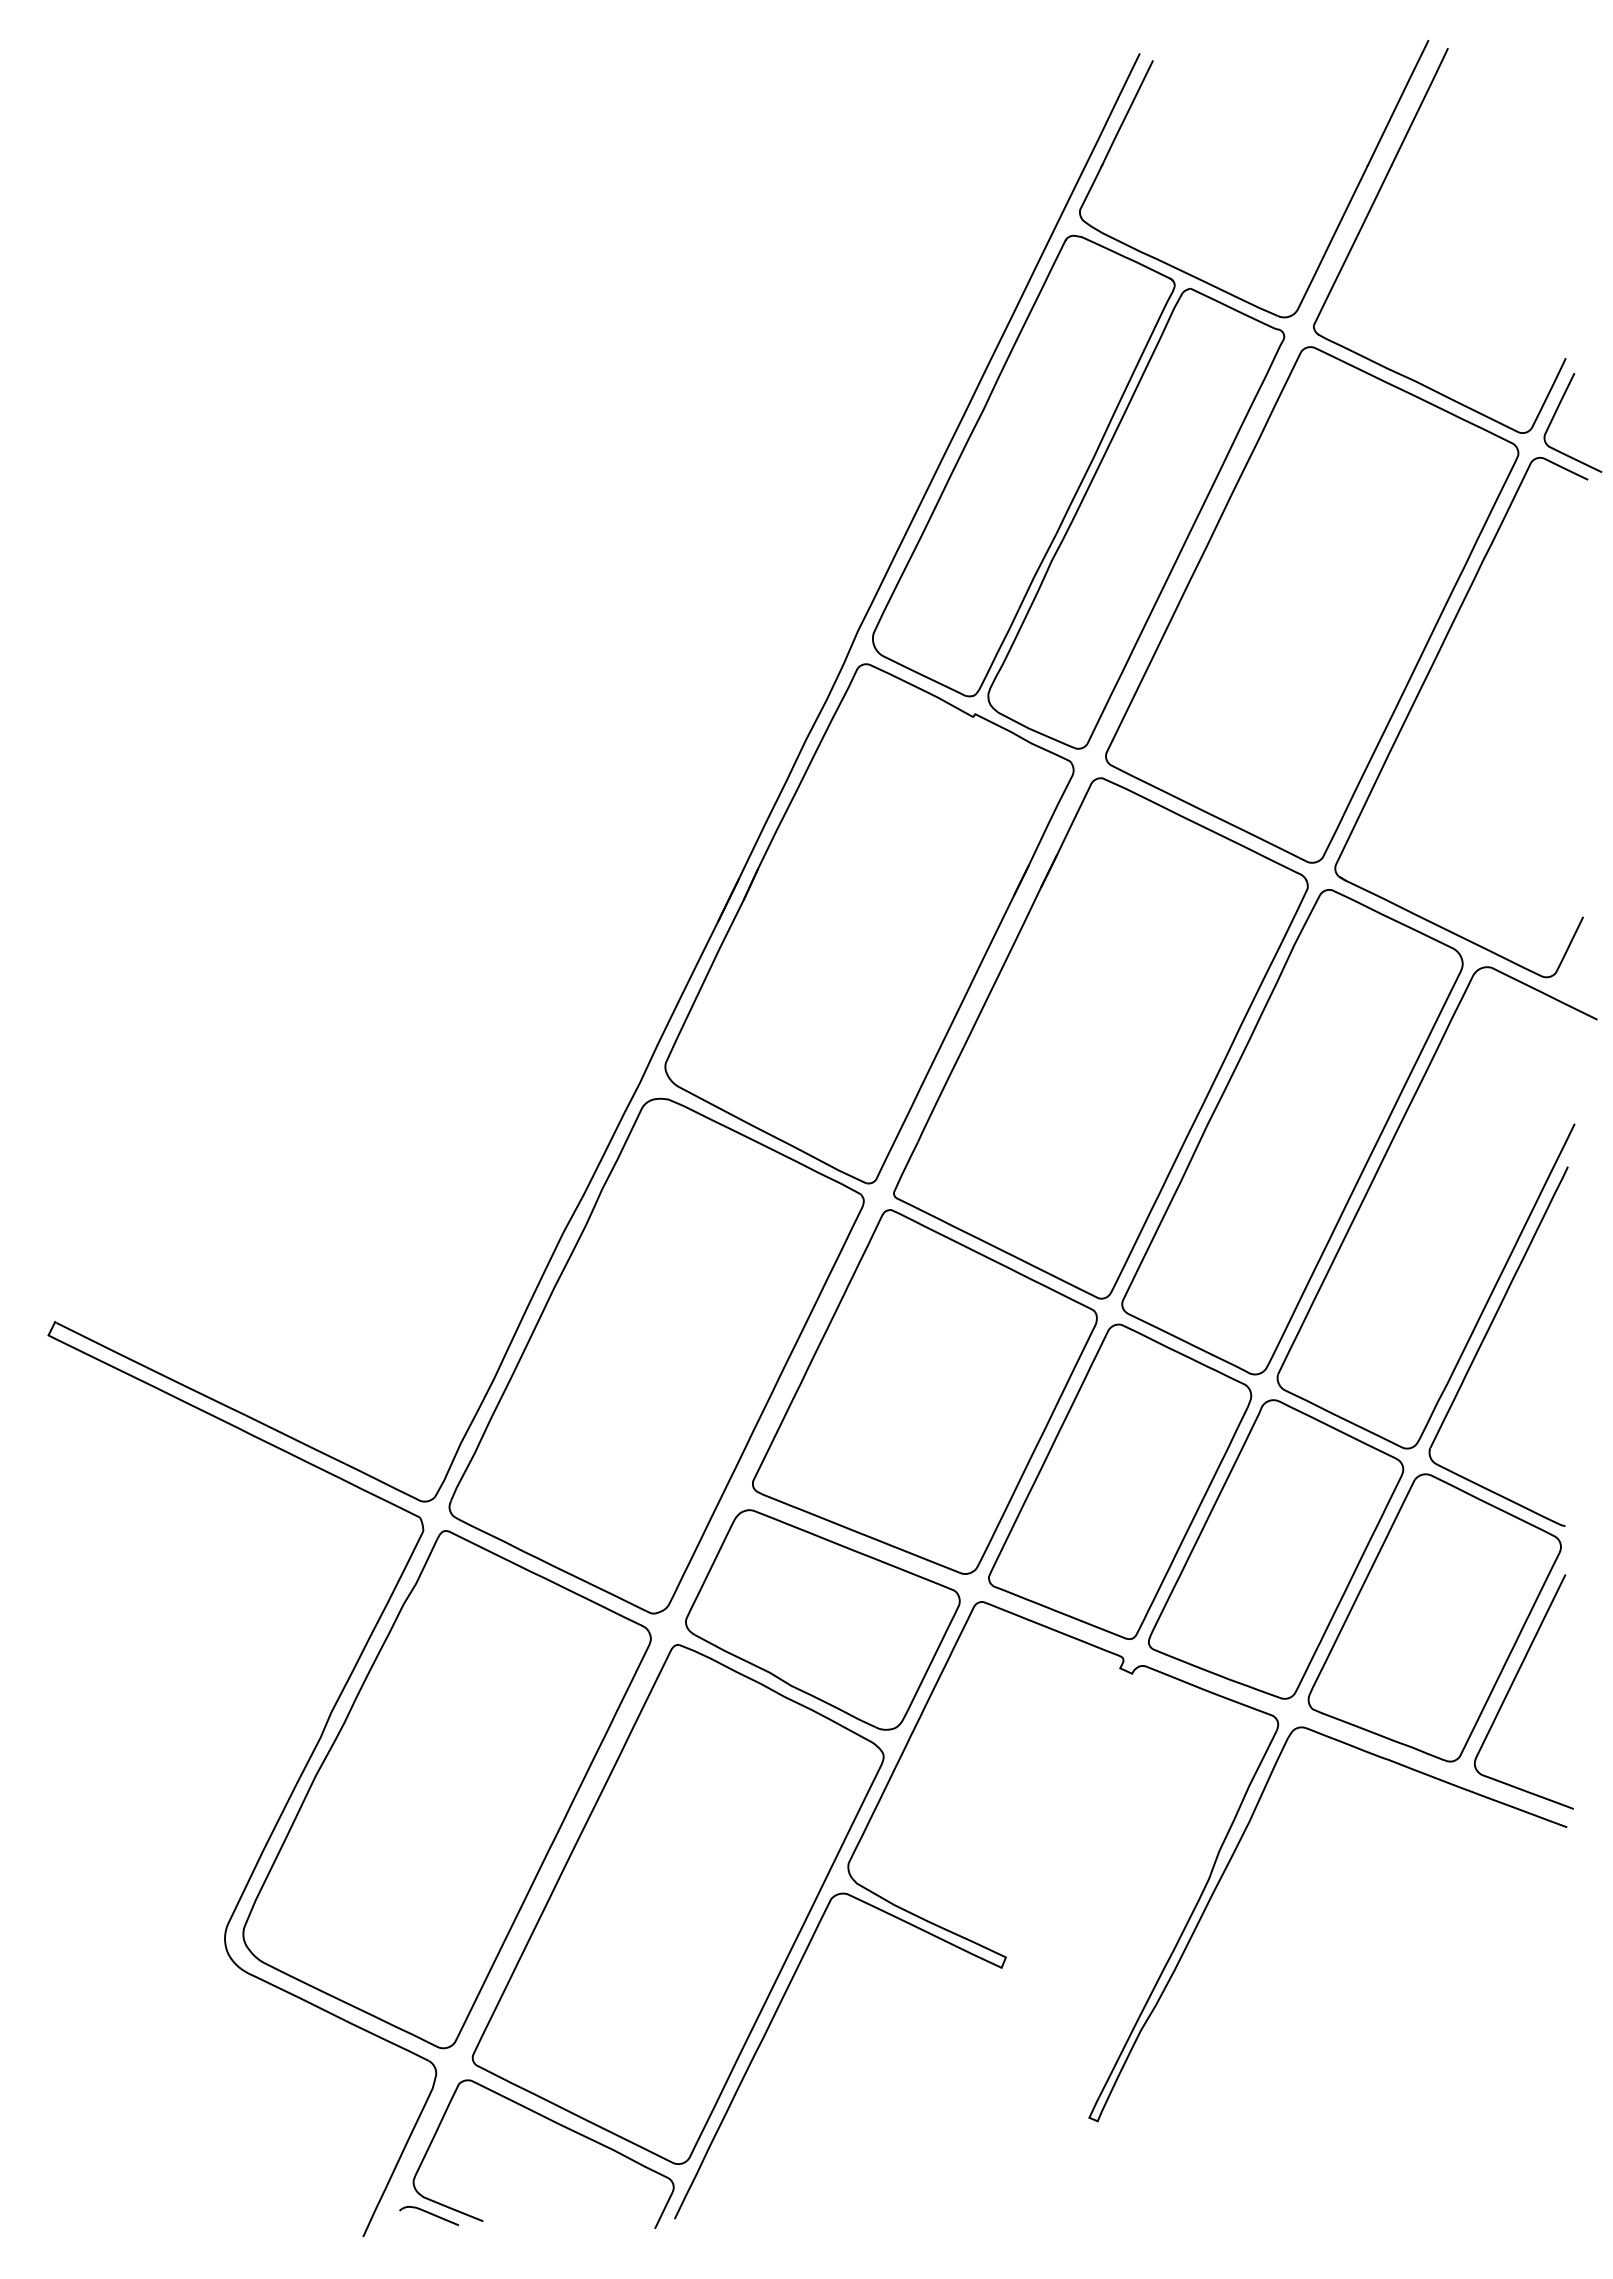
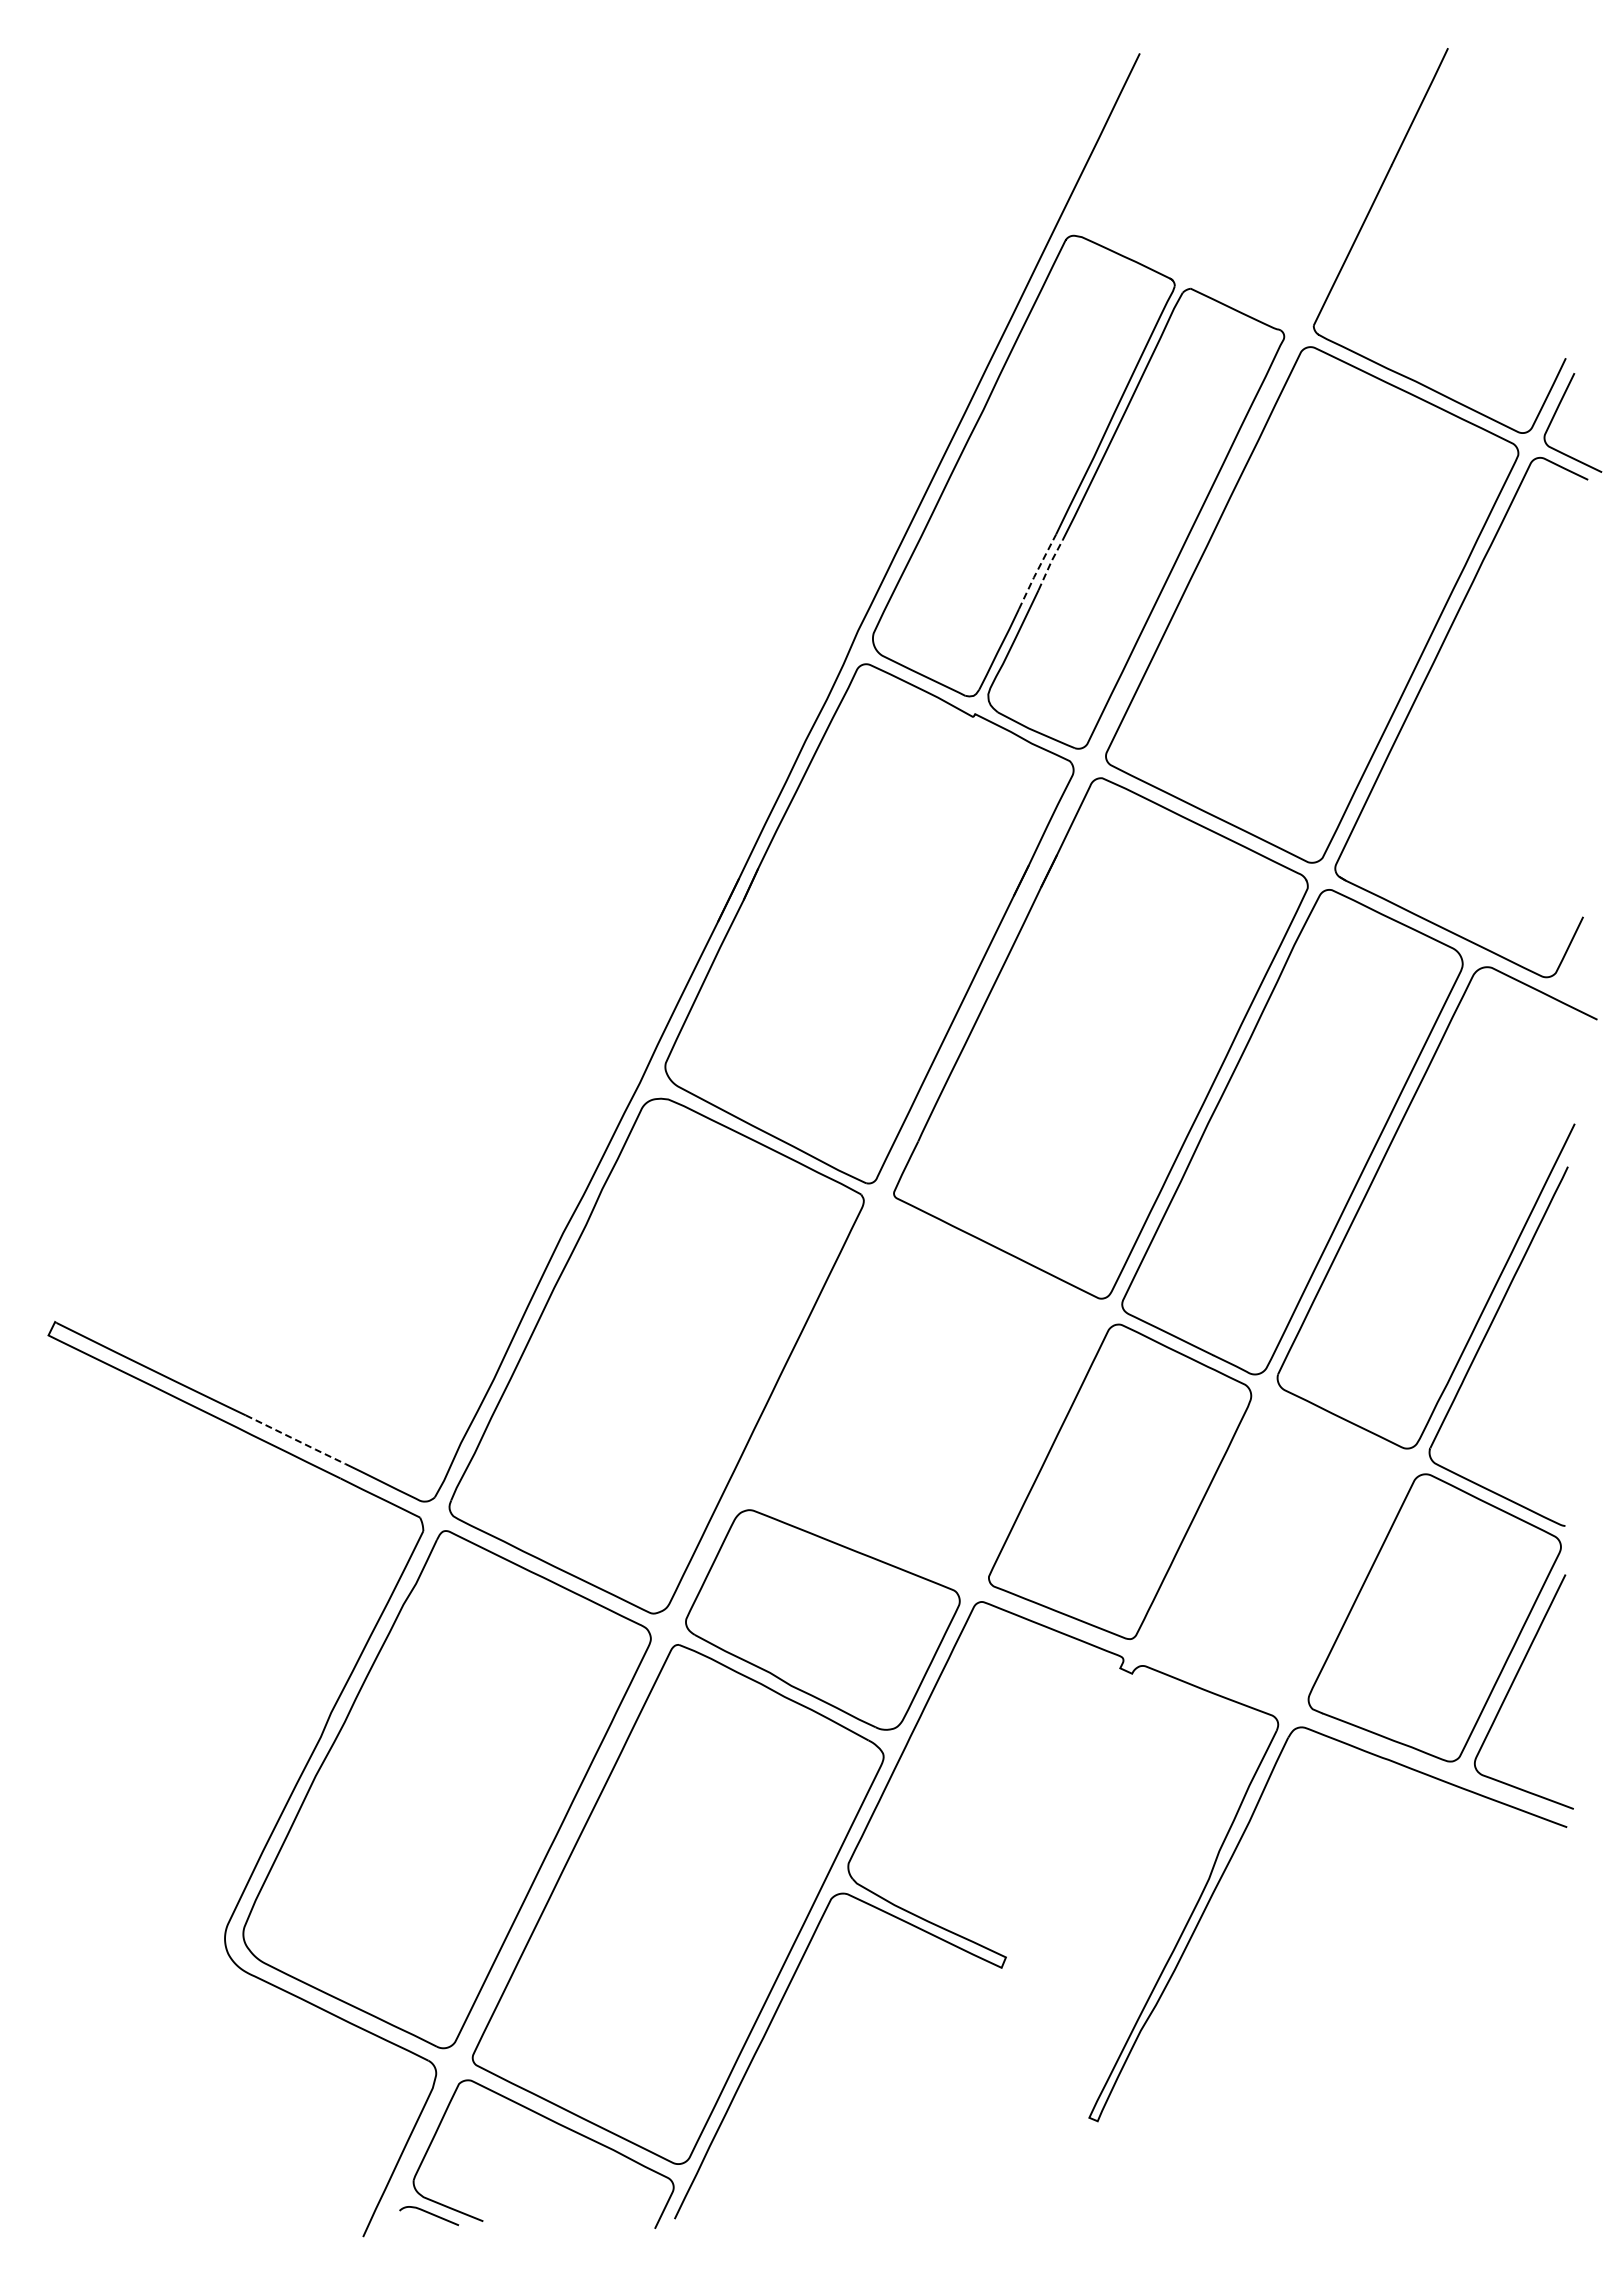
part: present -> none (1339, 221)
line: solid -> dashed (1050, 564)
line: solid -> dashed (1037, 571)
part: present -> none (924, 1391)
line: solid -> dashed (296, 1440)
part: present -> none (1276, 1549)
